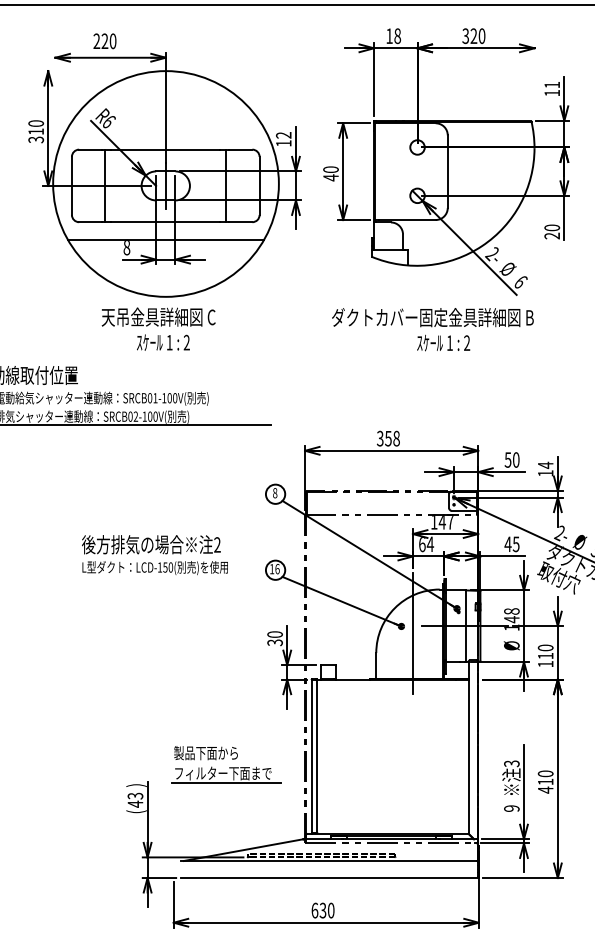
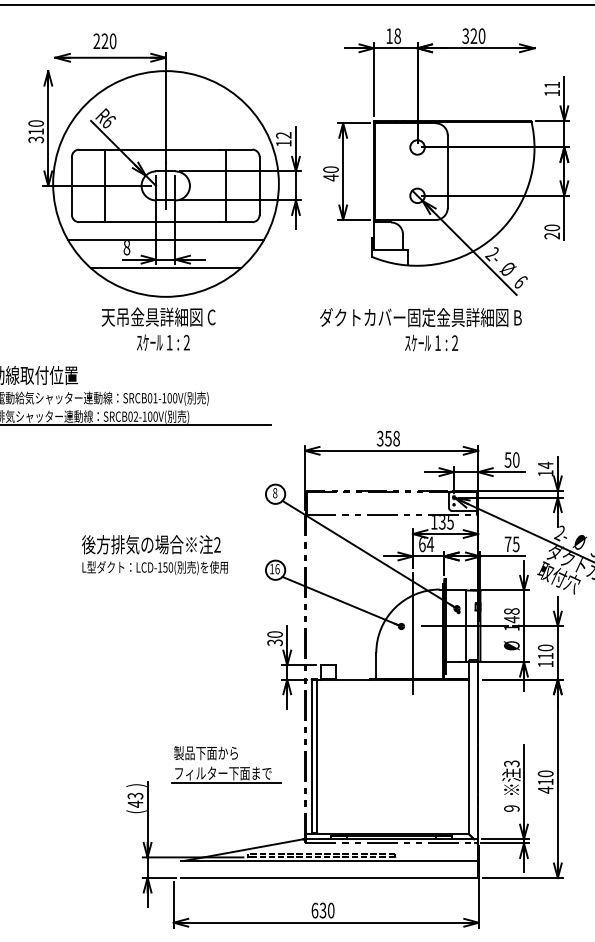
line: none -> present (165, 268)
text position: (432, 329) -> (420, 329) (420, 329)
text: 147 -> 135 (445, 522)
text: 45 -> 75 (507, 543)
